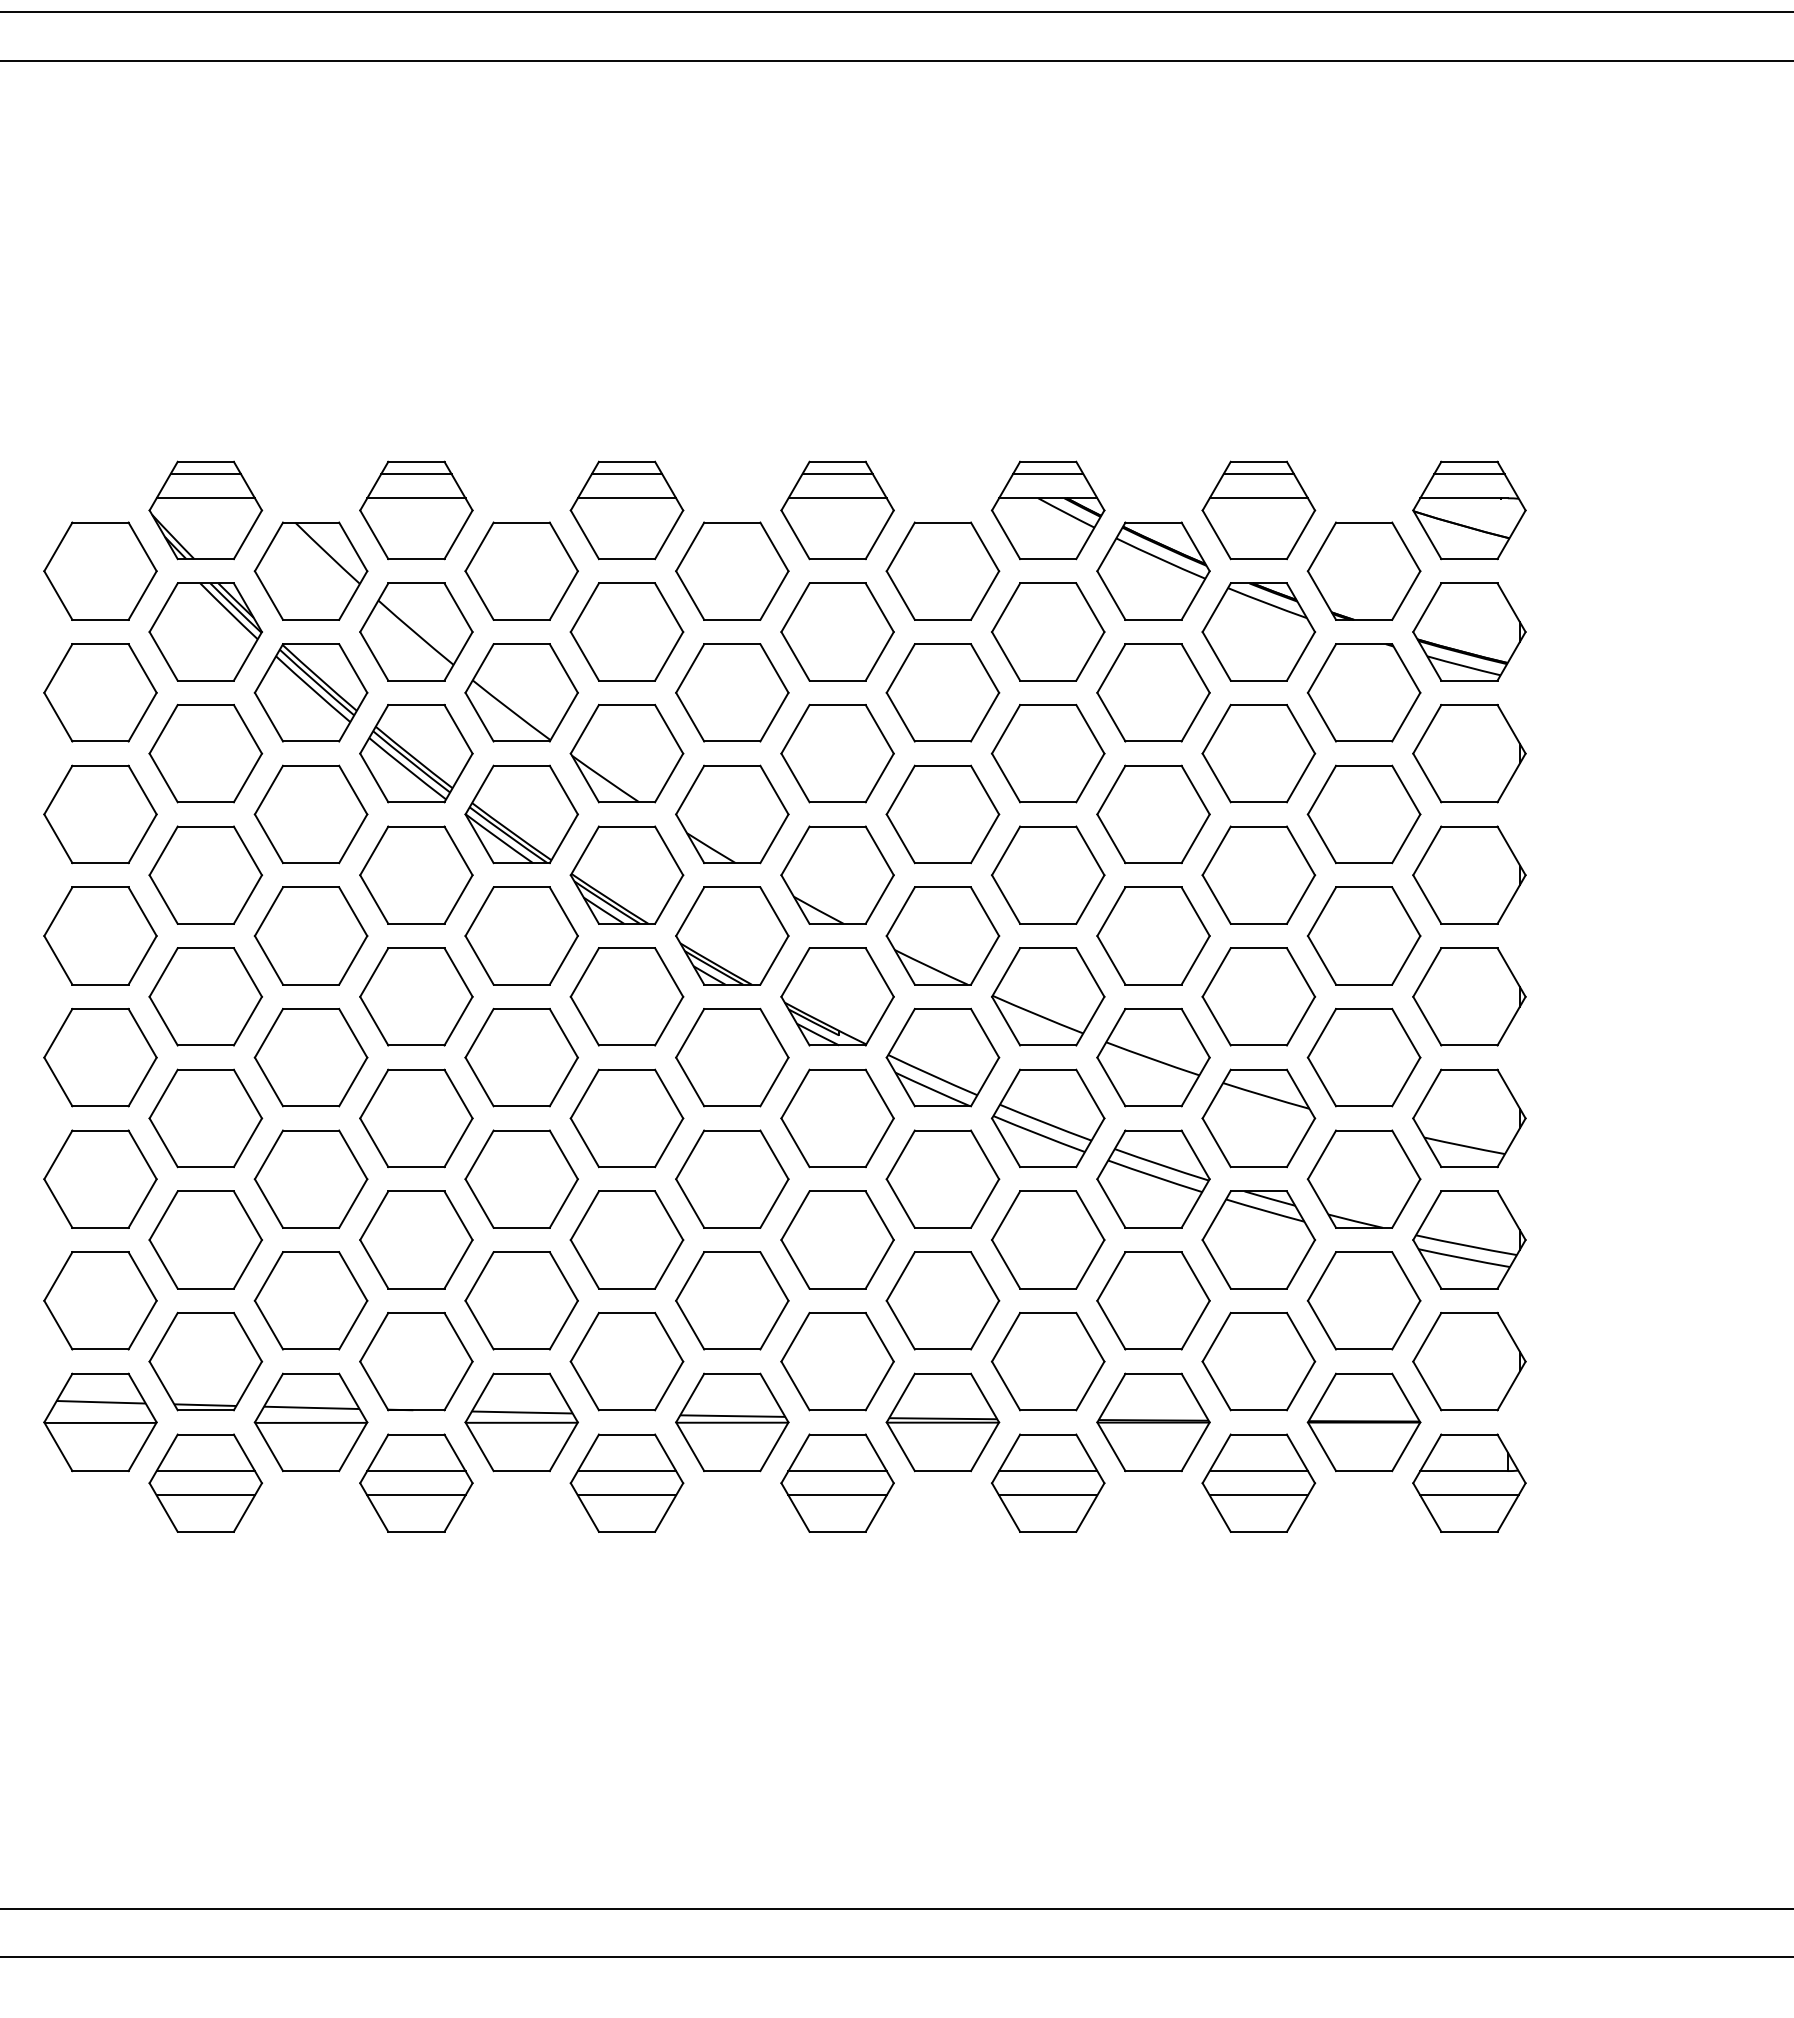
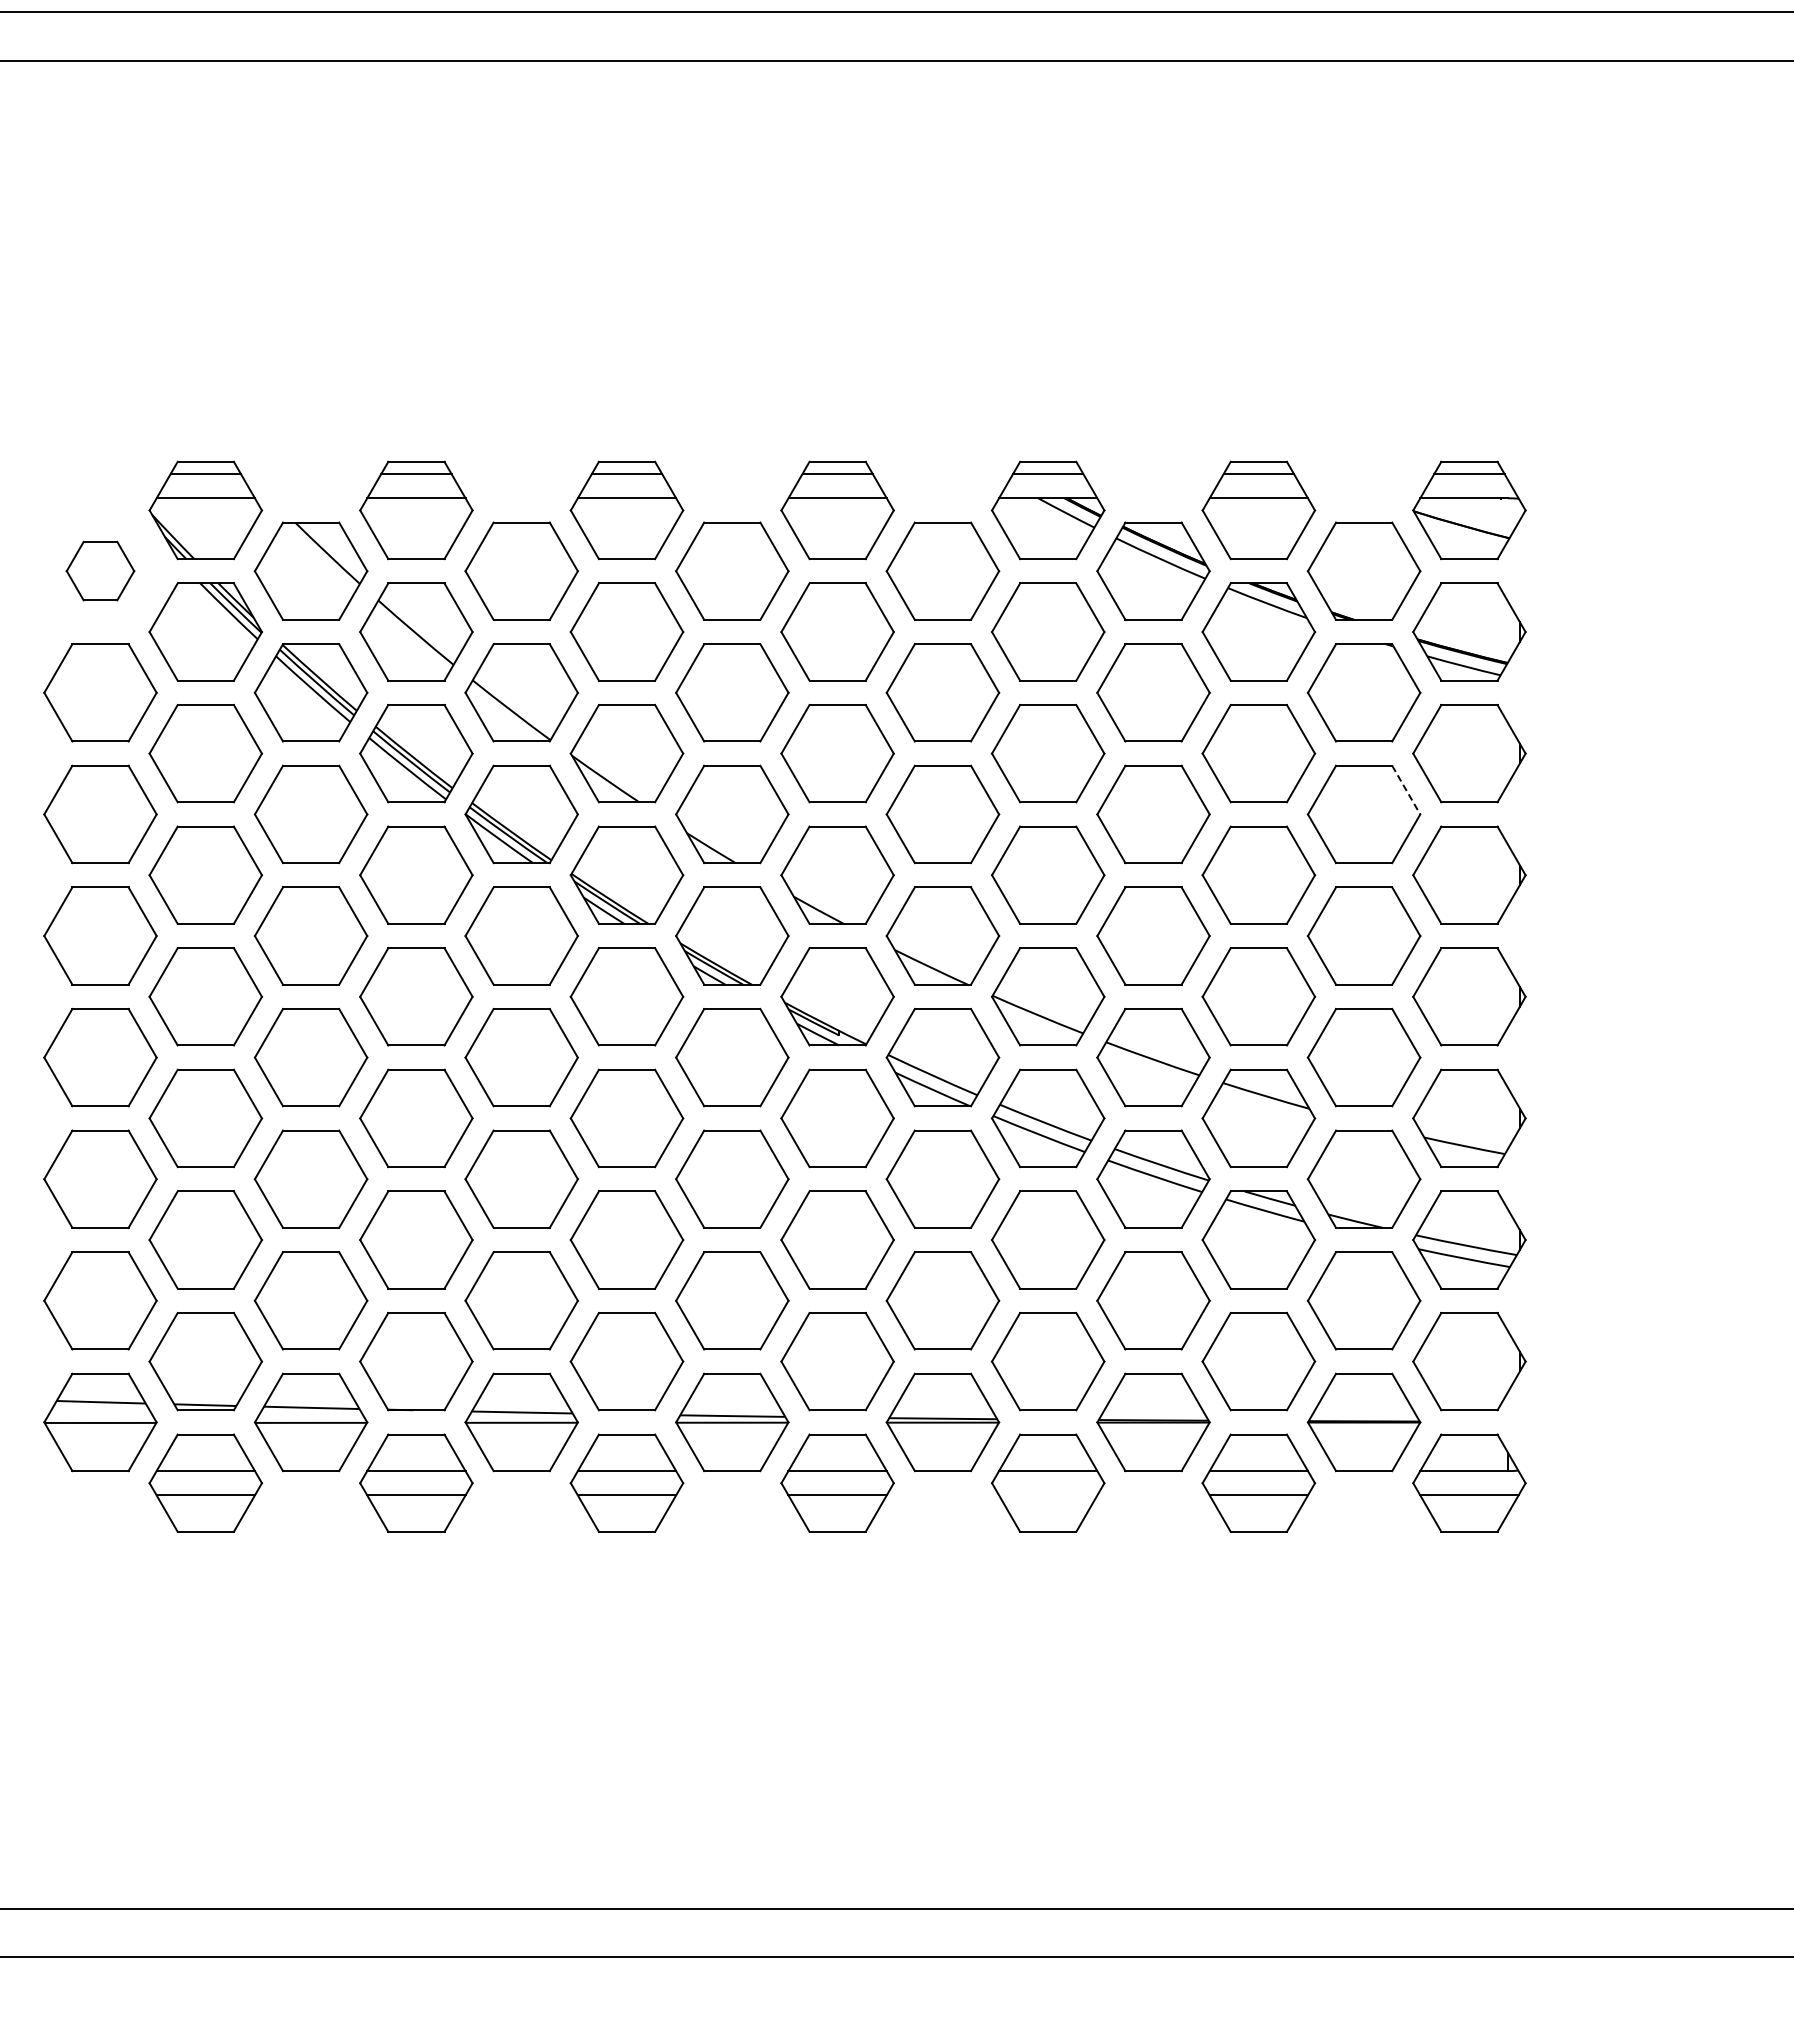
part size: 115x100 px -> 71x62 px (100, 570)
line: solid -> dashed (1406, 790)
line: present -> none (1048, 1495)
